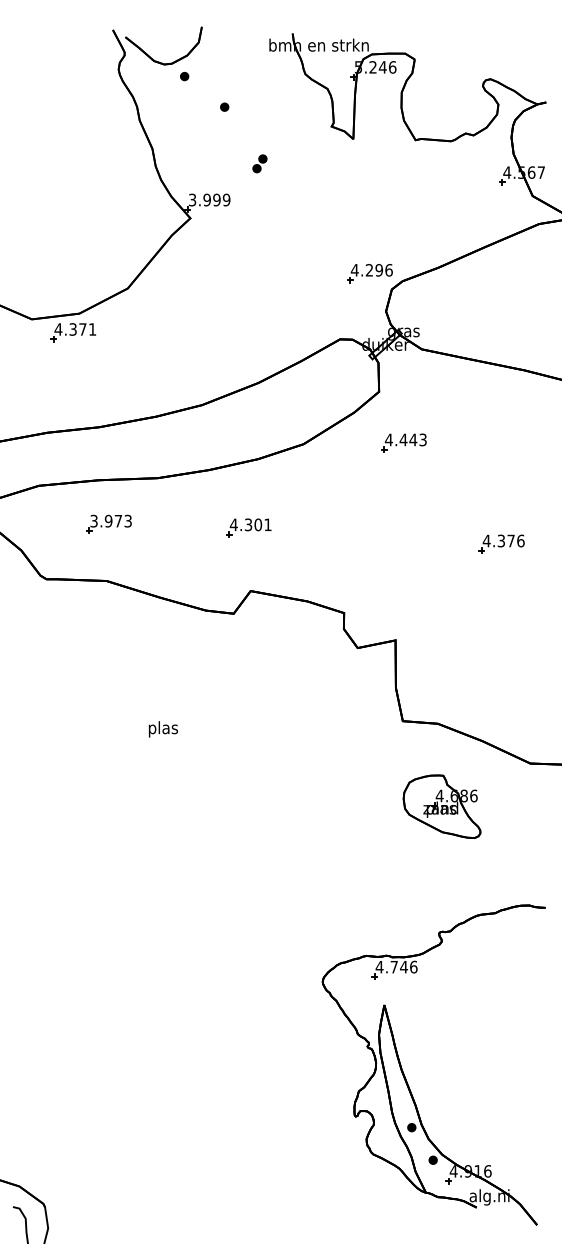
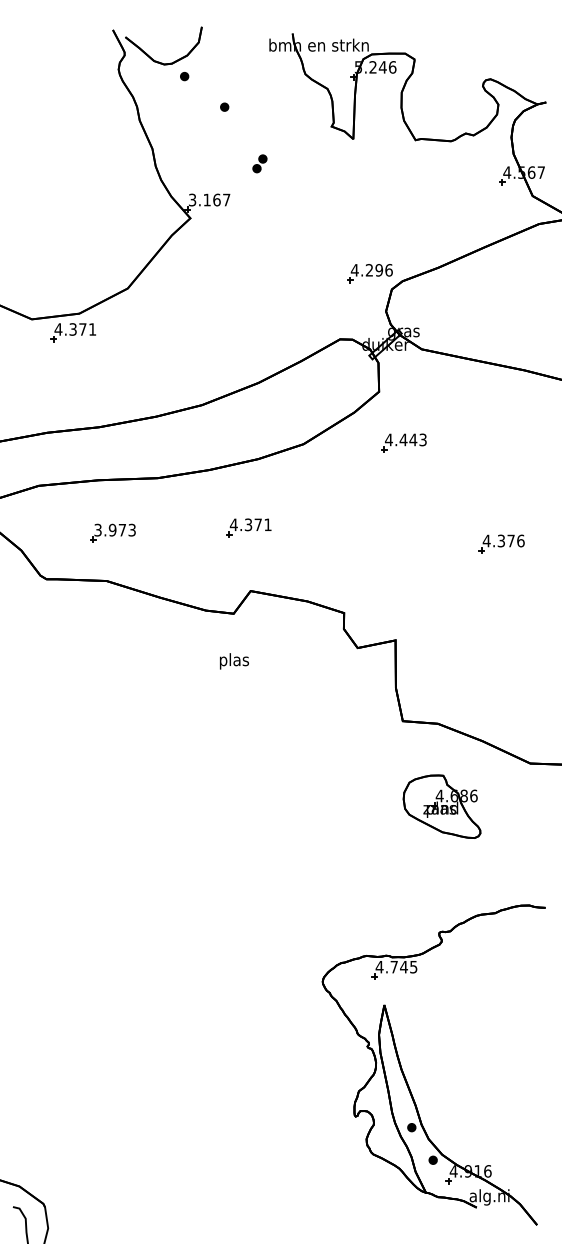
text: 3.999 -> 3.167 (216, 199)
part position: (108, 523) -> (112, 532) (112, 532)
text: 4.301 -> 4.371 (258, 524)
text position: (163, 729) -> (234, 661) (234, 661)
text: 4.746 -> 4.745 (413, 966)
